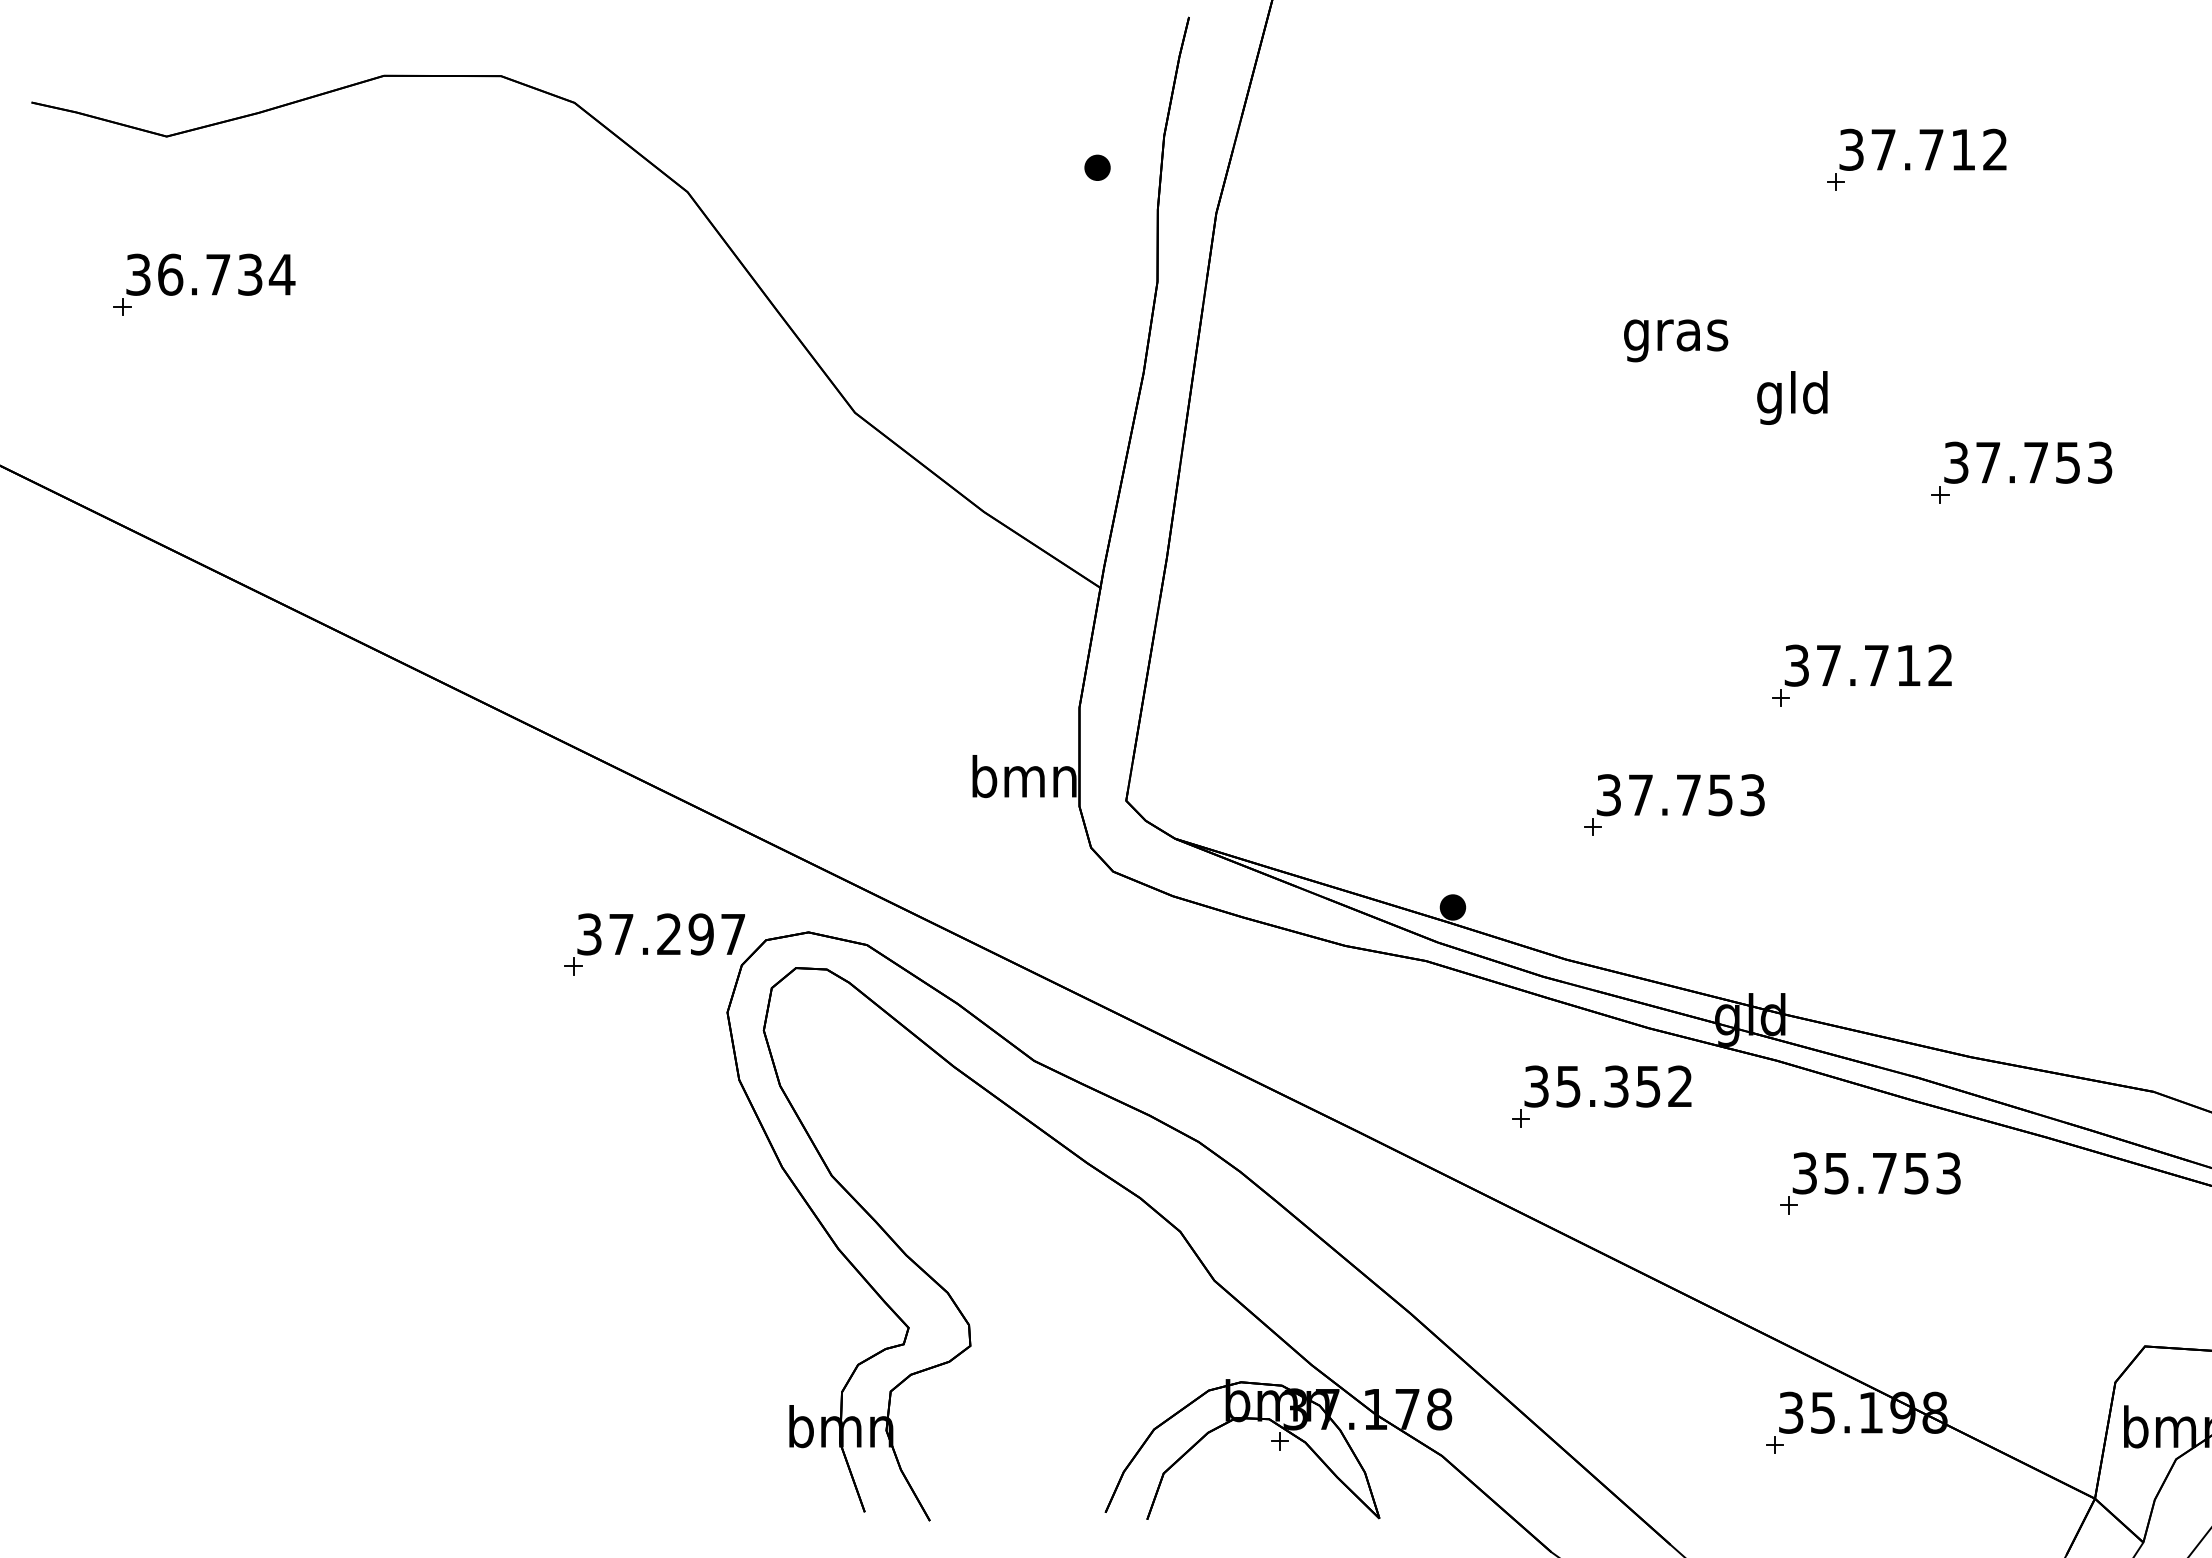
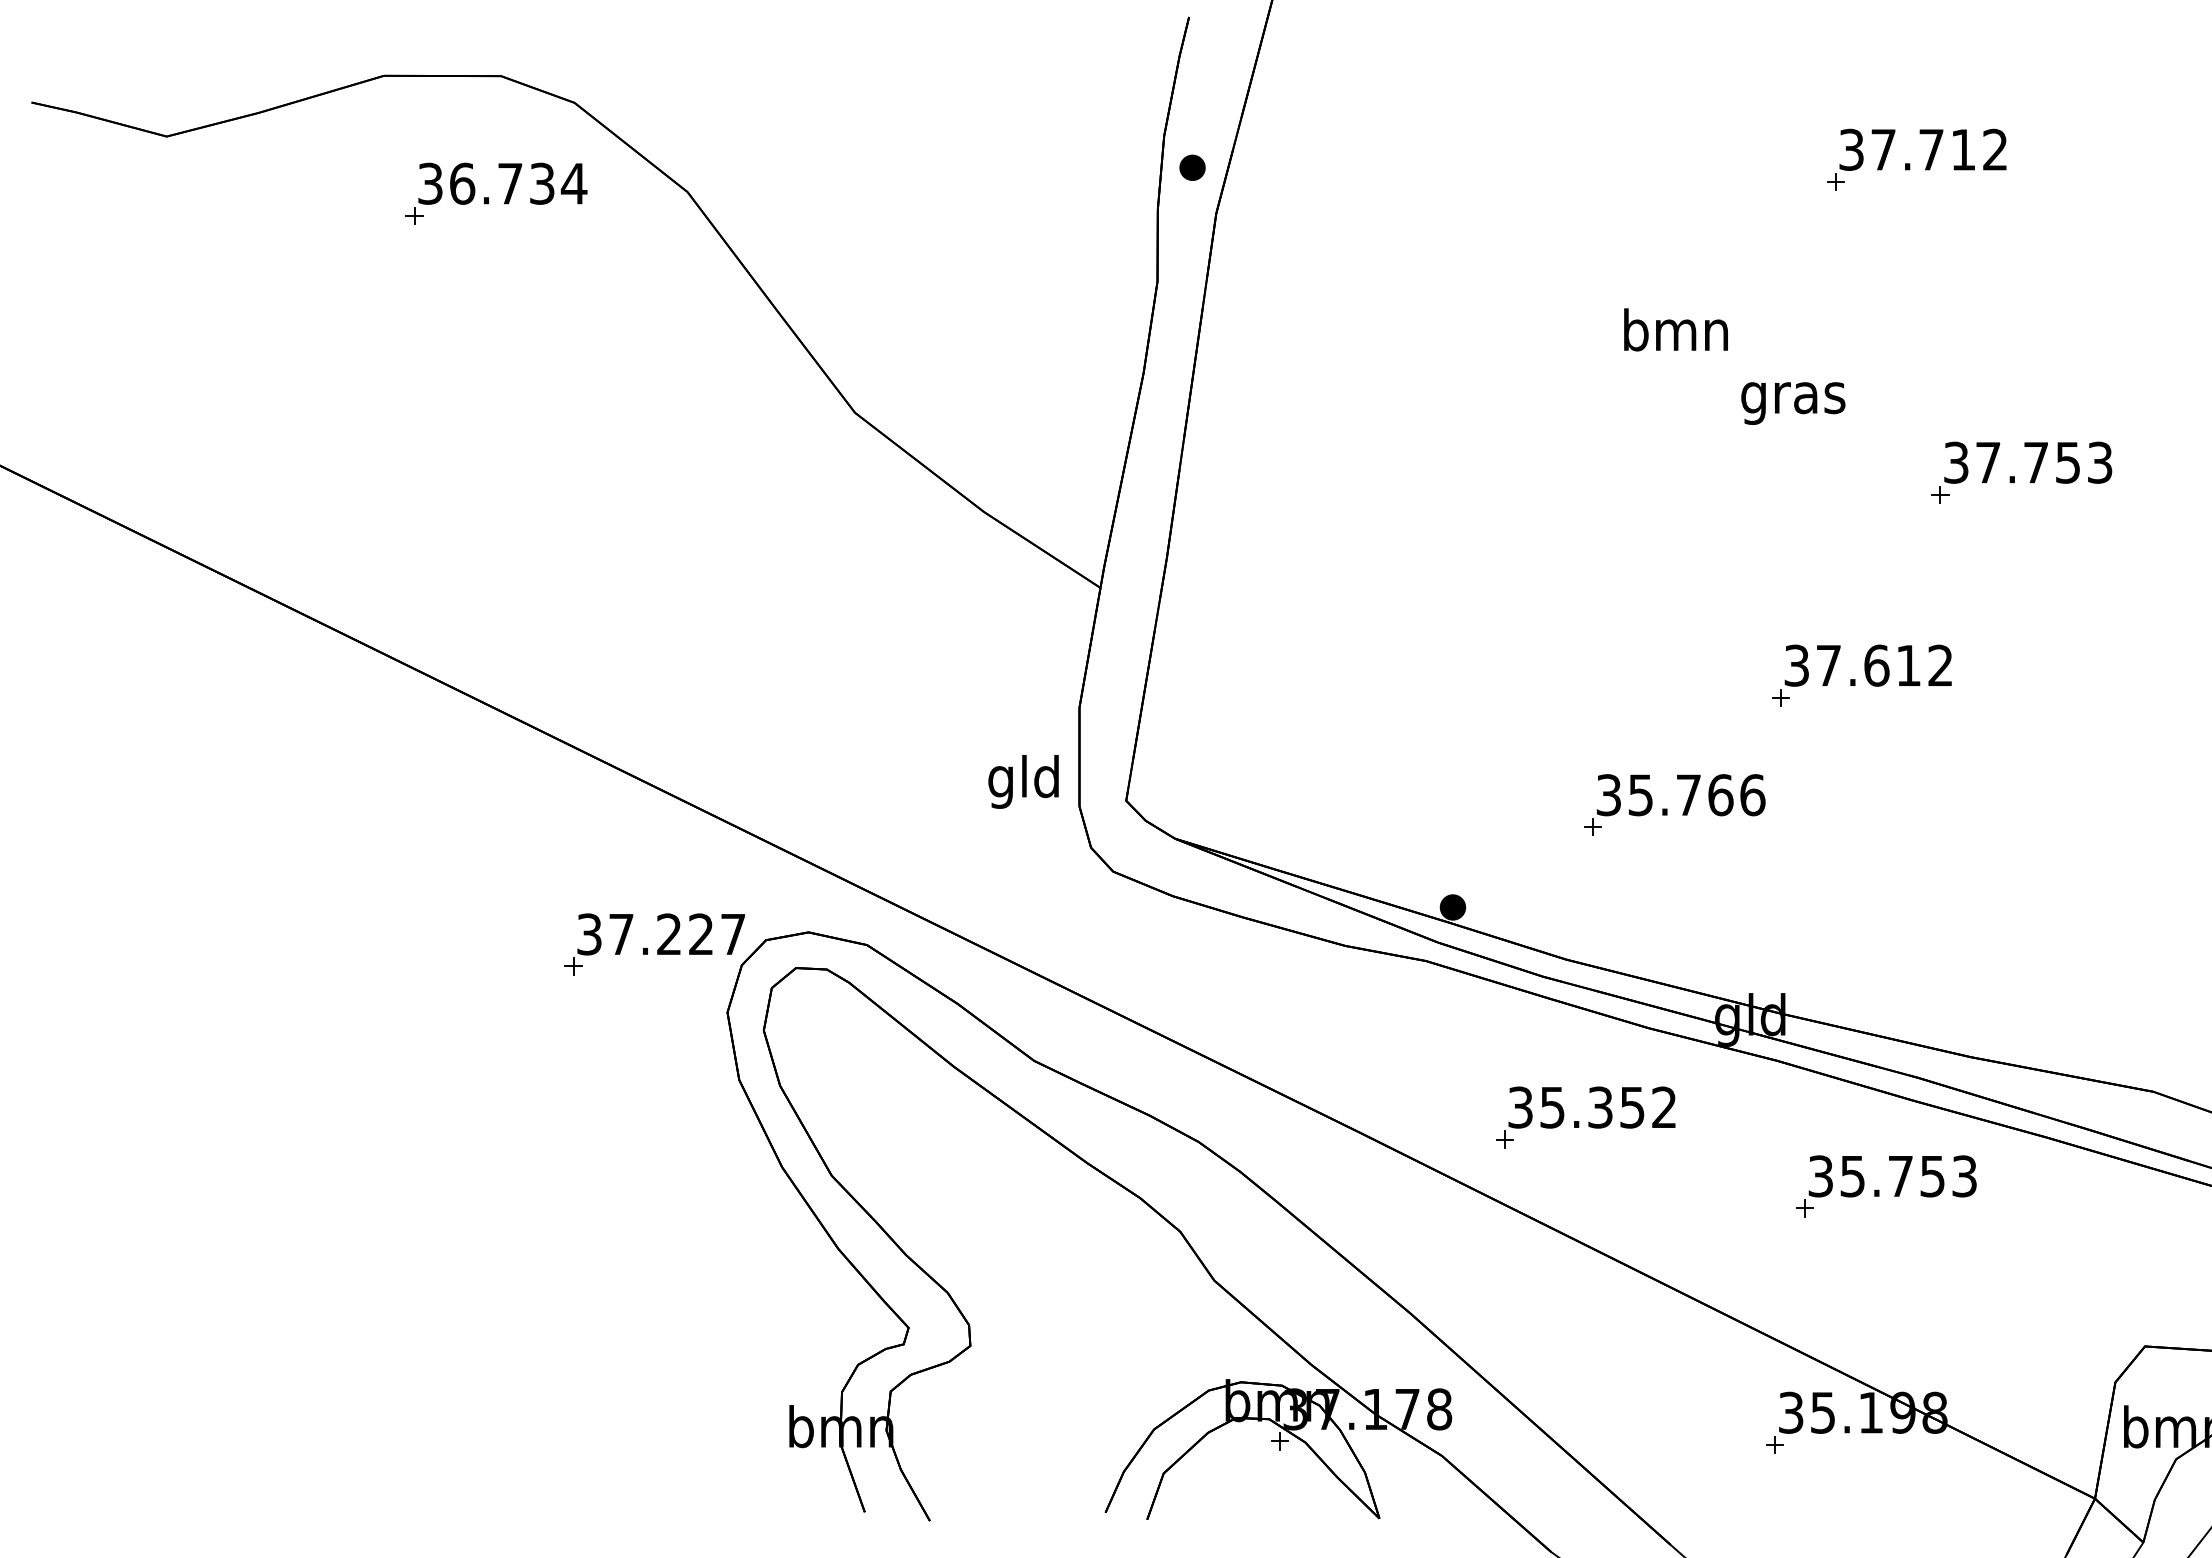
part position: (1097, 167) -> (1192, 167) (1192, 167)
part position: (196, 288) -> (488, 197) (488, 197)
text: gras -> bmn (1676, 335)
text: gld -> gras (1793, 397)
text: 37.712 -> 37.612 (1876, 665)
text: bmn -> gld (1024, 781)
text: 37.753 -> 35.766 (1696, 795)
text: 37.297 -> 37.227 (700, 934)
part position: (1601, 1096) -> (1585, 1117) (1585, 1117)
part position: (1863, 1187) -> (1879, 1190) (1879, 1190)
